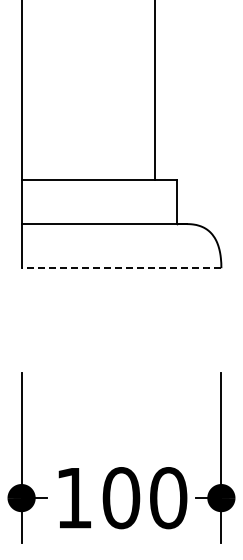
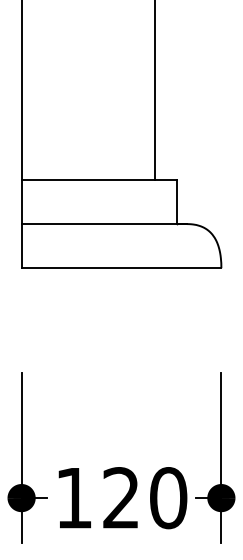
line: dashed -> solid (121, 268)
text: 100 -> 120 (121, 498)
